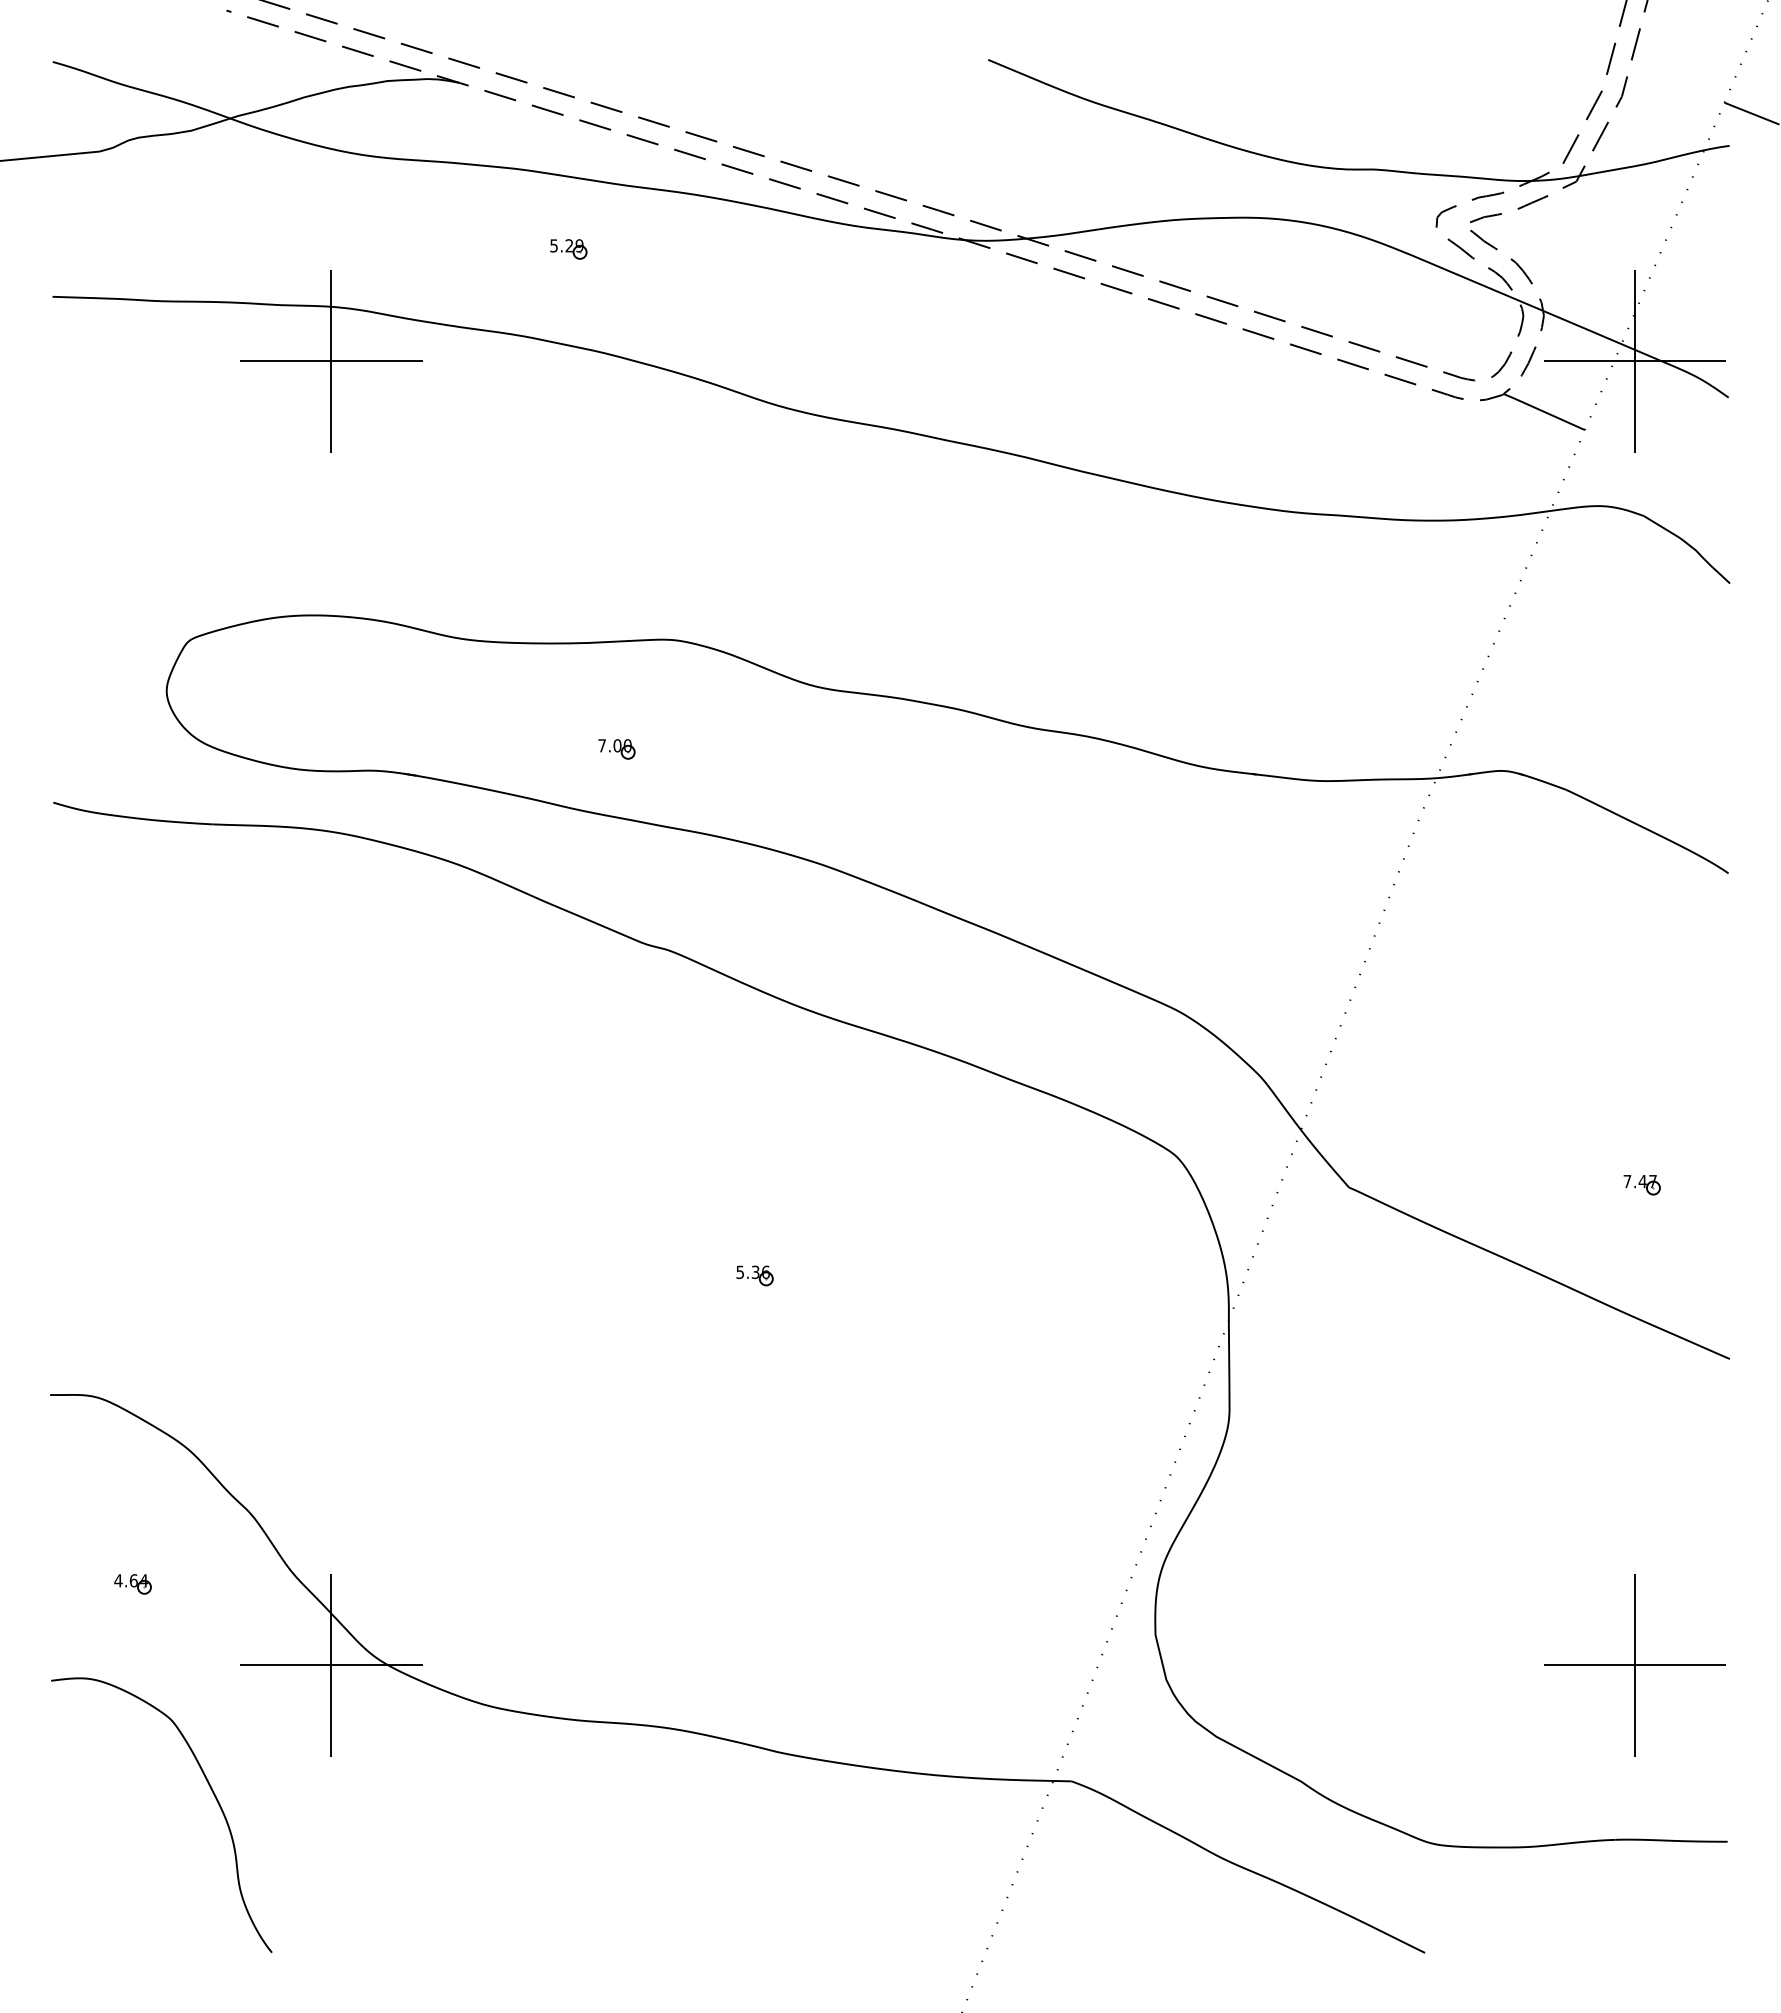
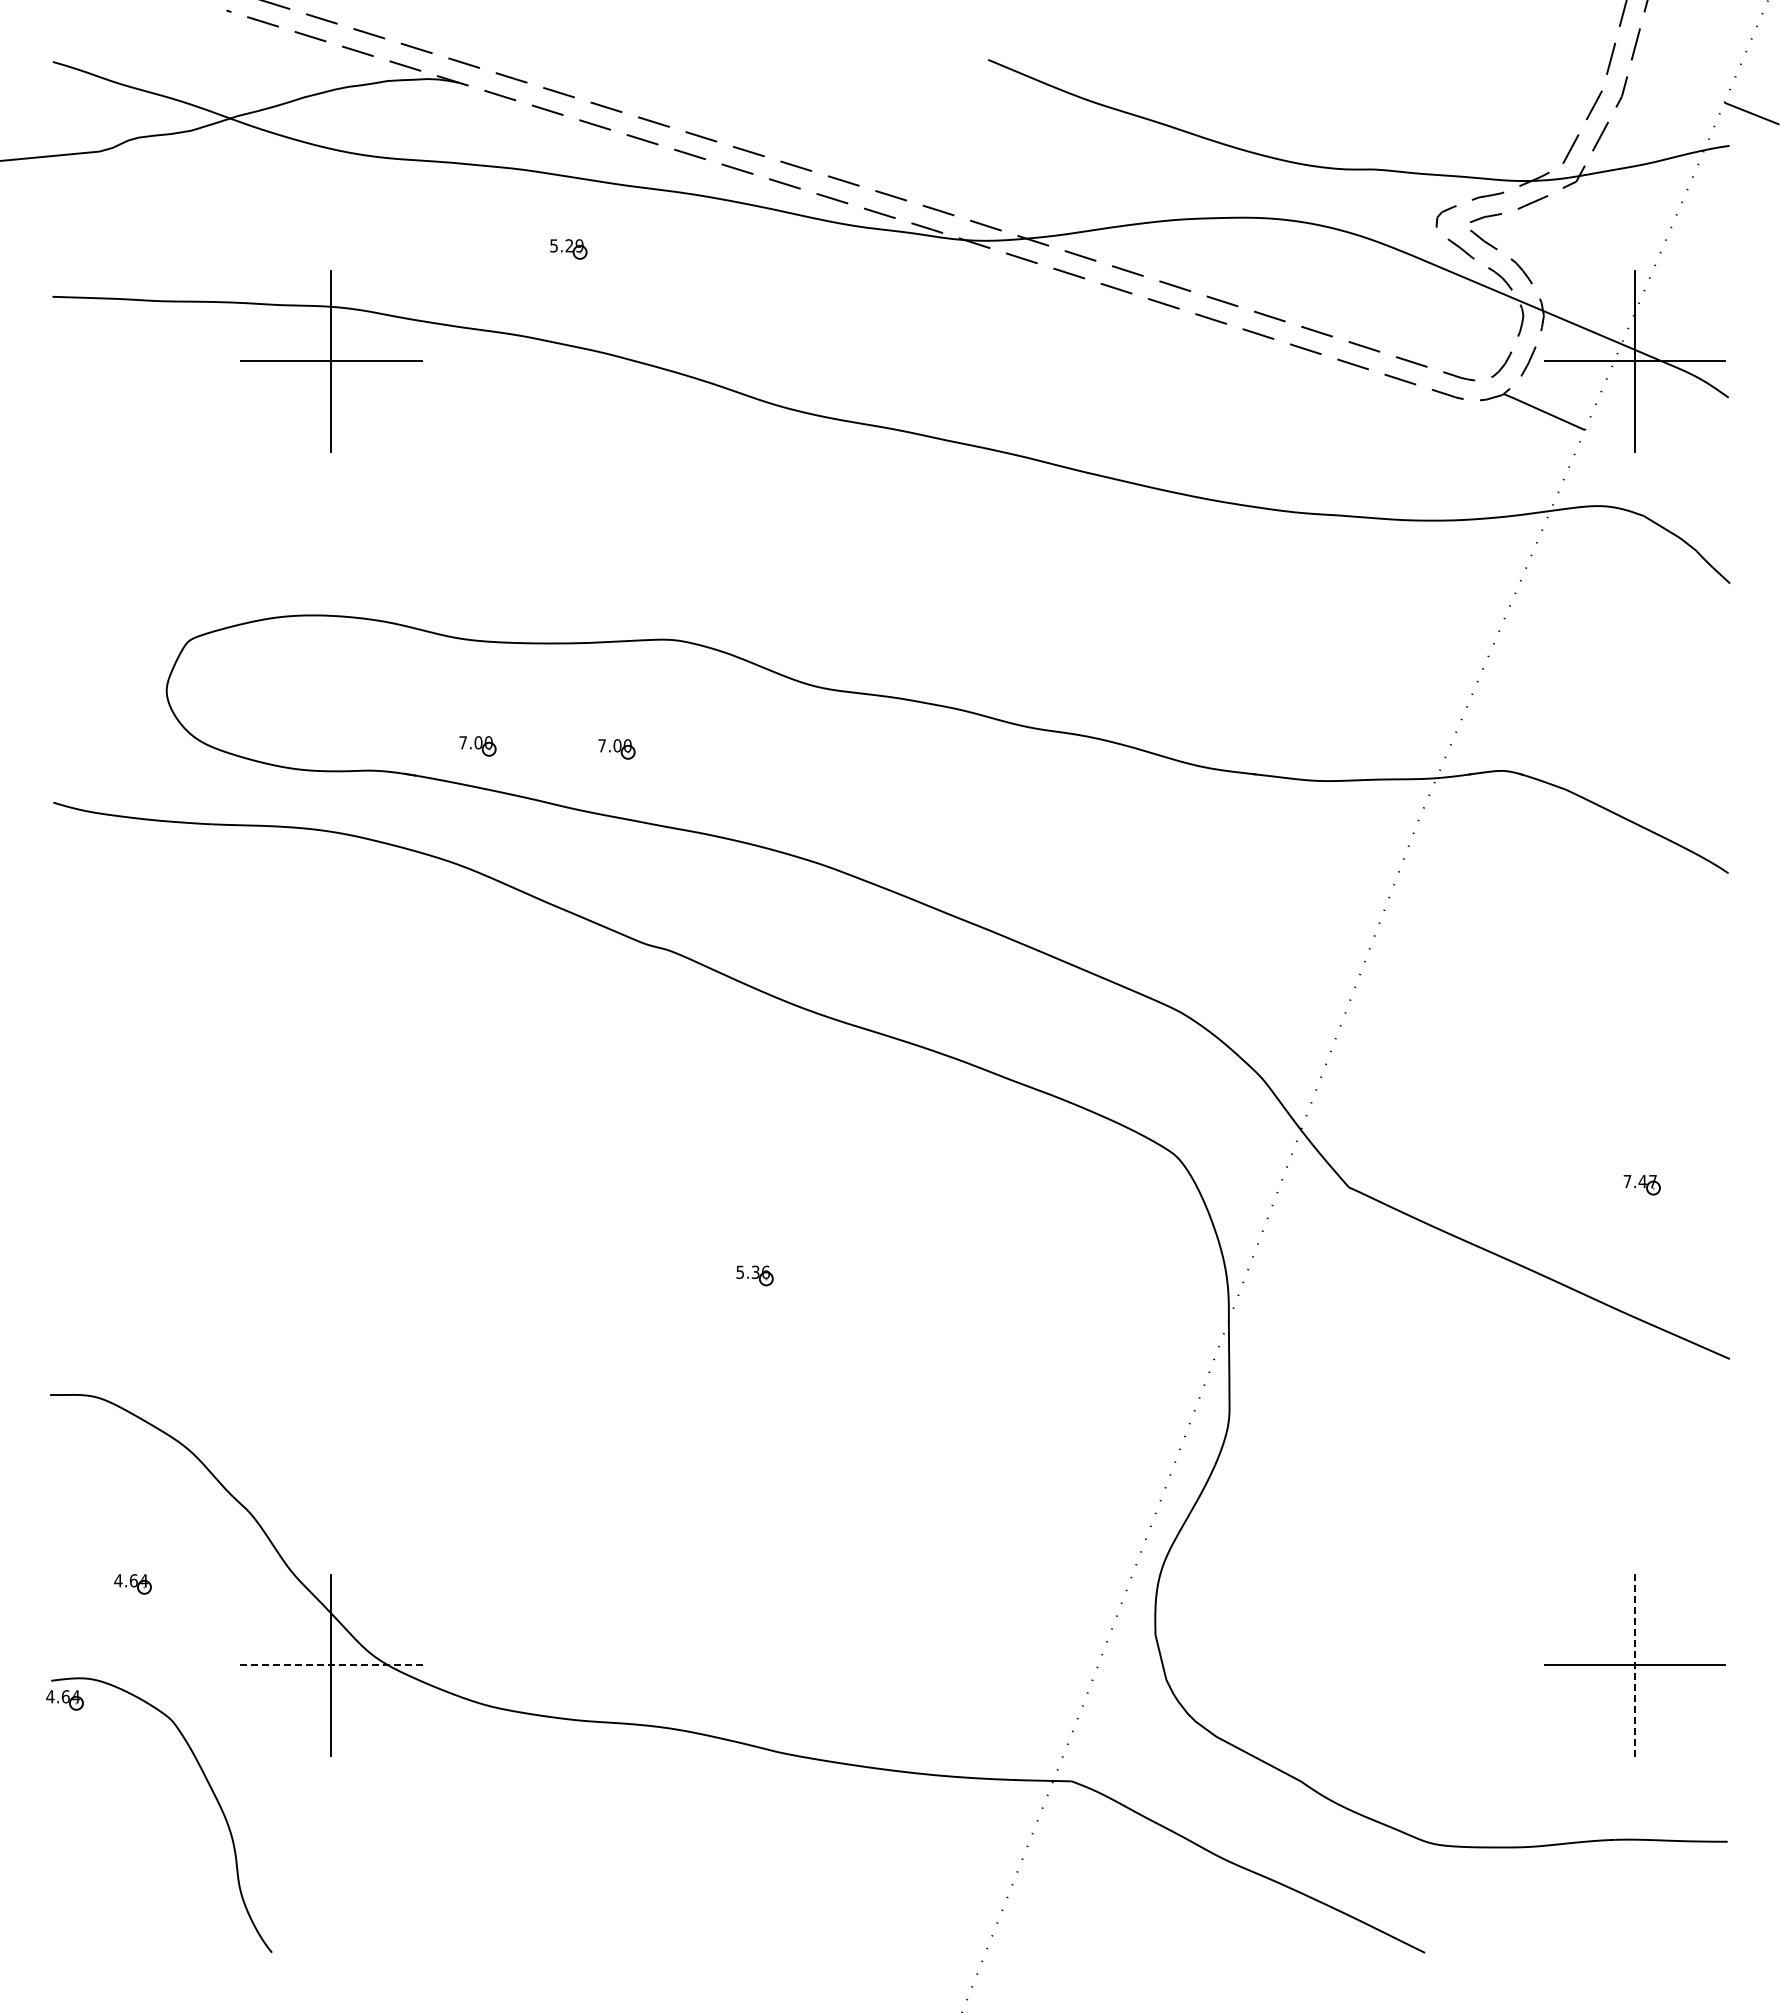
part: none -> present (477, 746)
line: solid -> dashed (331, 1665)
line: solid -> dashed (1635, 1665)
part: none -> present (64, 1700)
